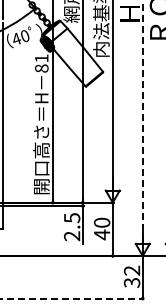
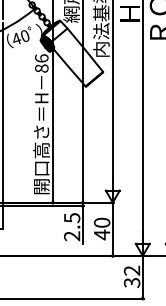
text: 81 -> 86 (41, 58)
line: dashed -> solid (142, 121)
line: dashed -> solid (72, 298)
